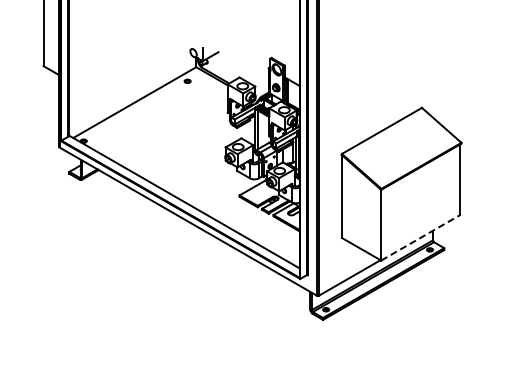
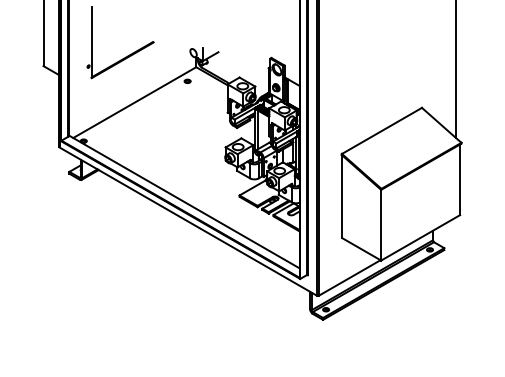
part: none -> present (127, 55)
line: none -> present (456, 70)
line: dashed -> solid (420, 237)
